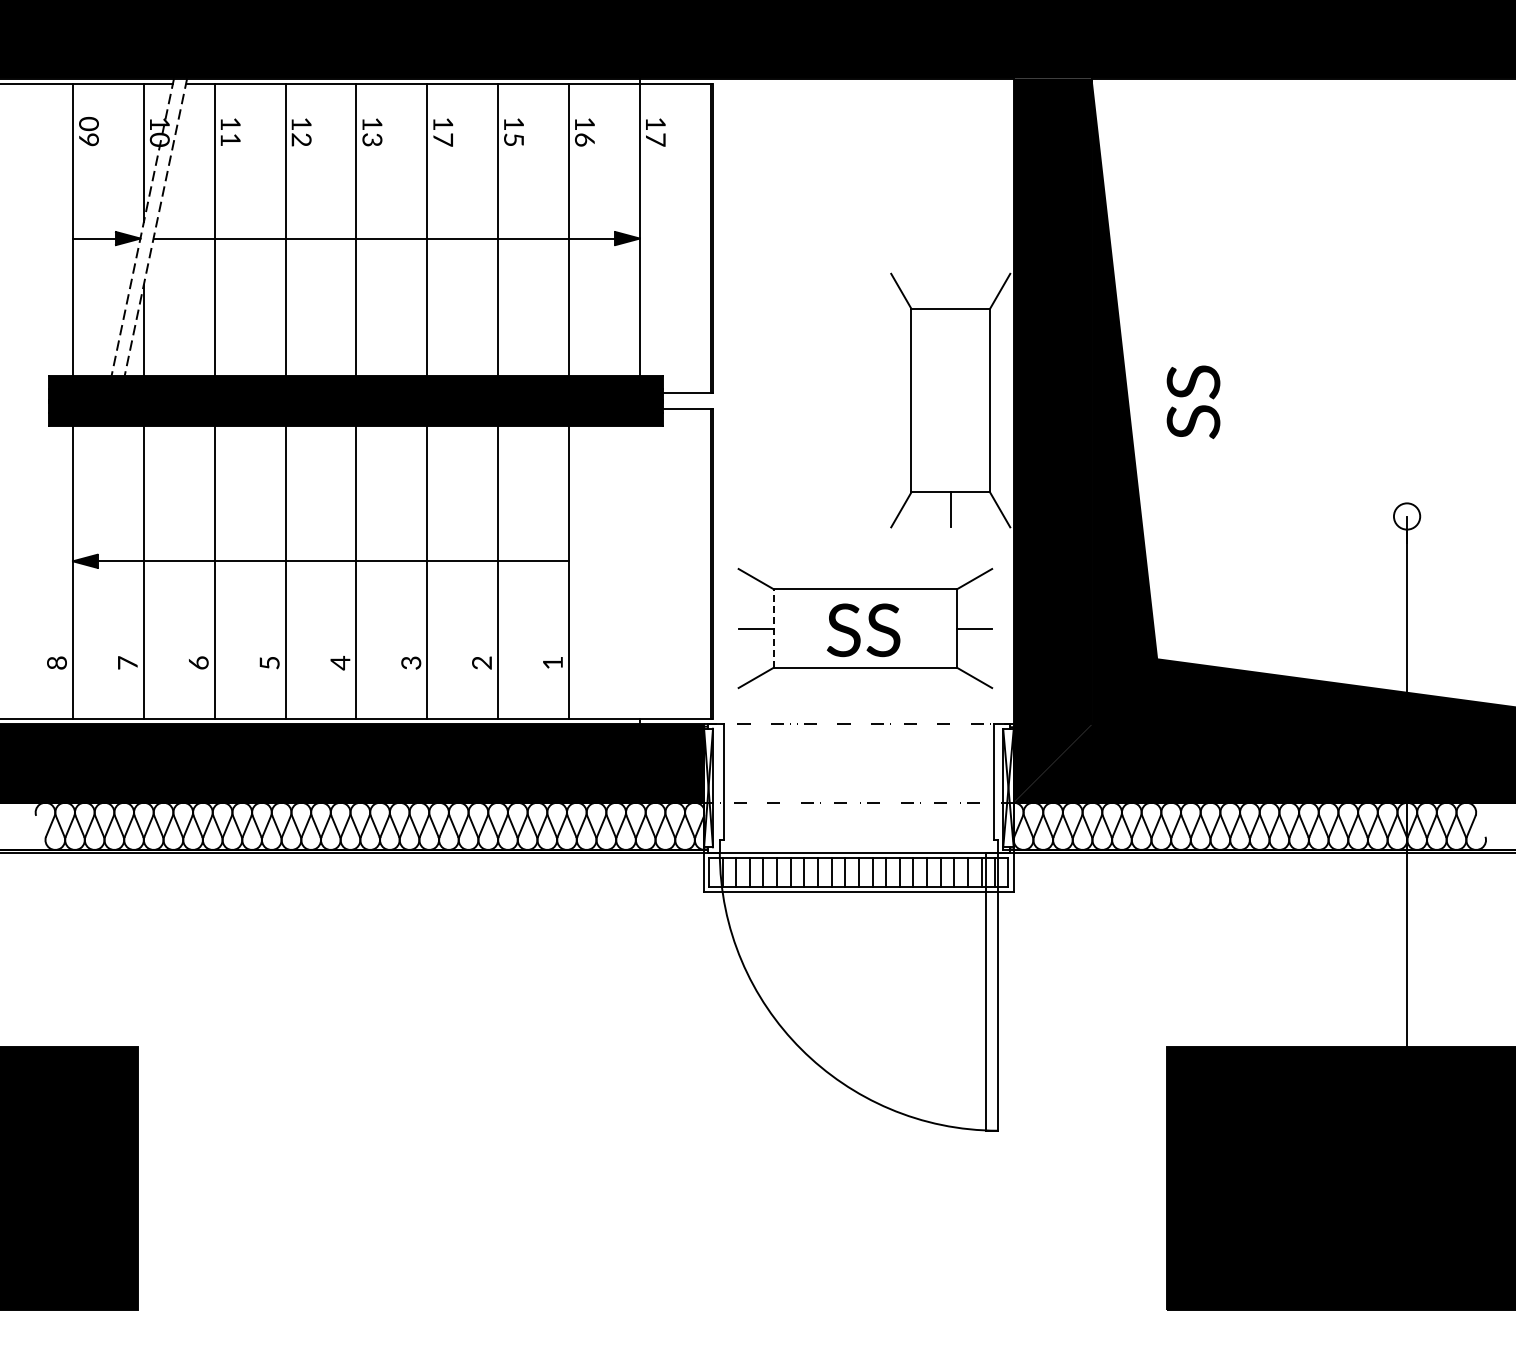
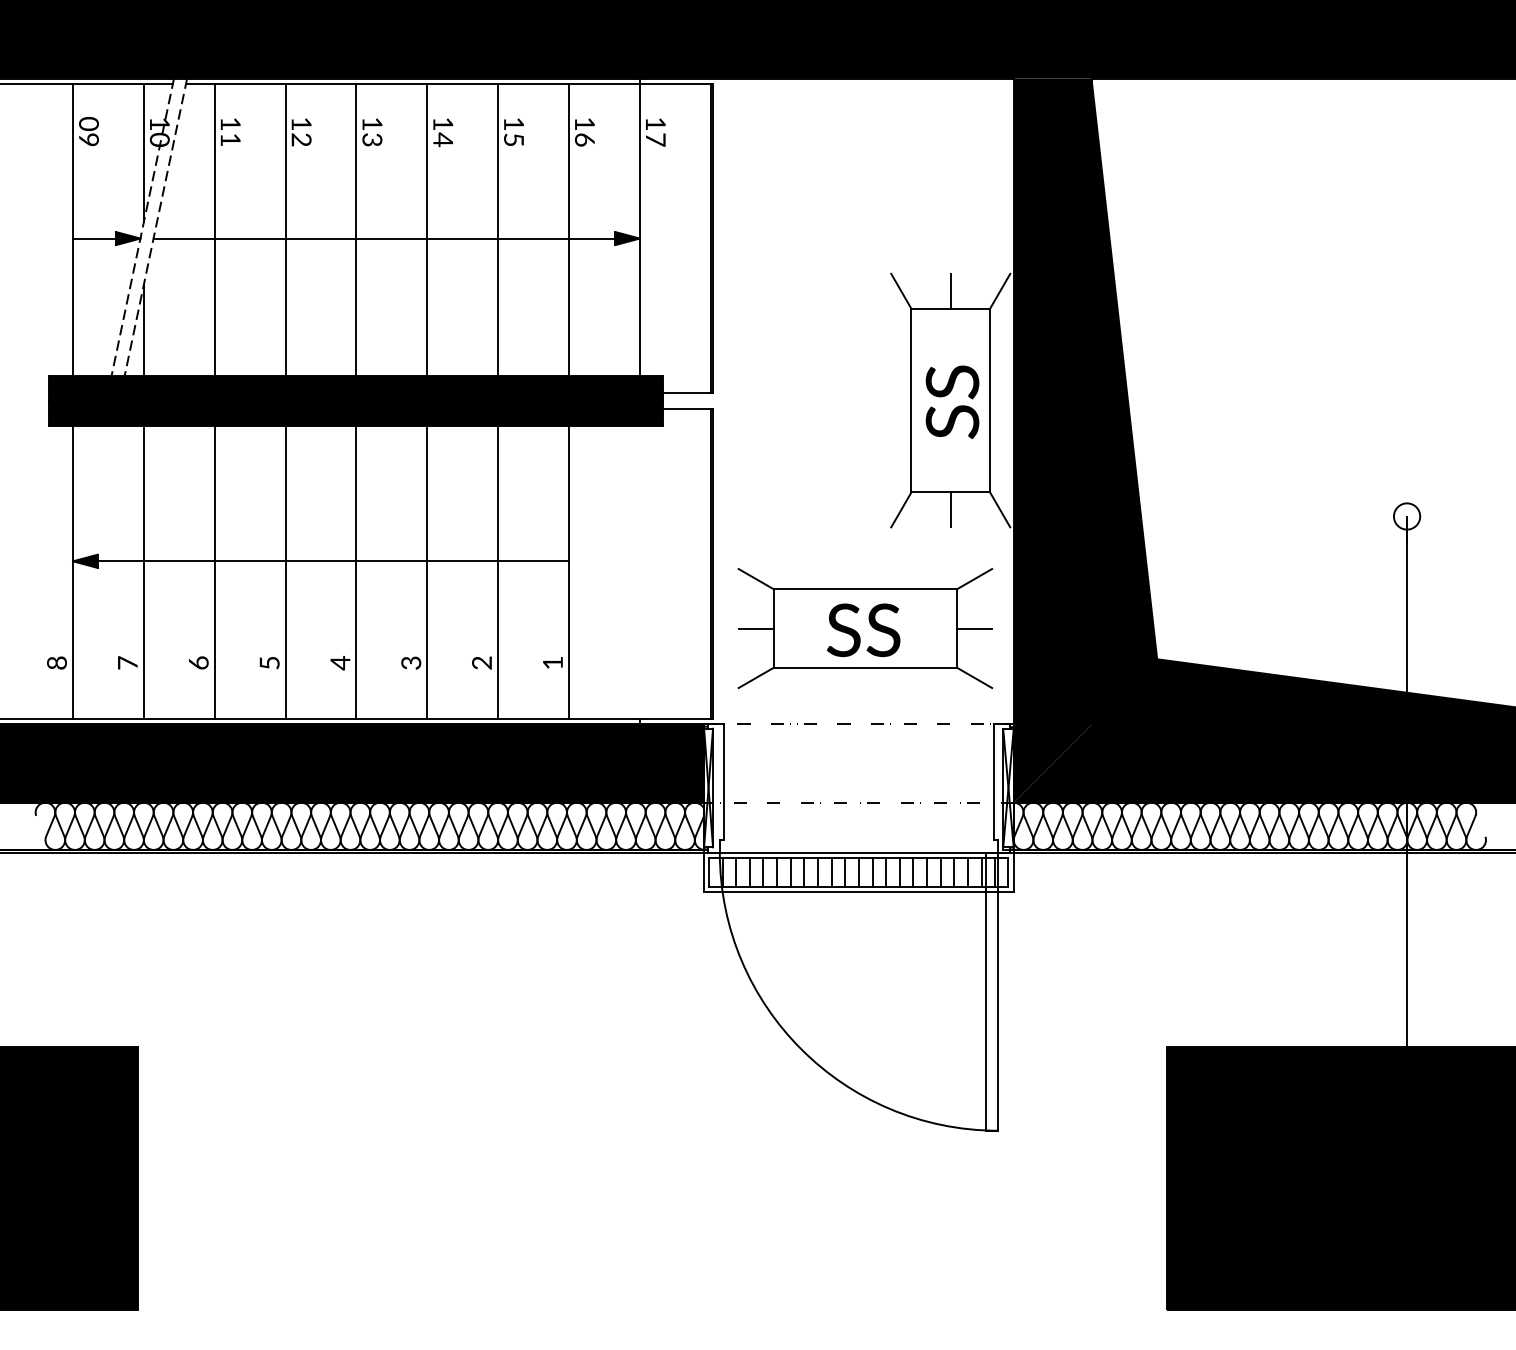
text: 17 -> 14 (442, 139)
line: none -> present (950, 290)
text position: (1193, 402) -> (952, 402) (952, 402)
line: dashed -> solid (773, 628)
